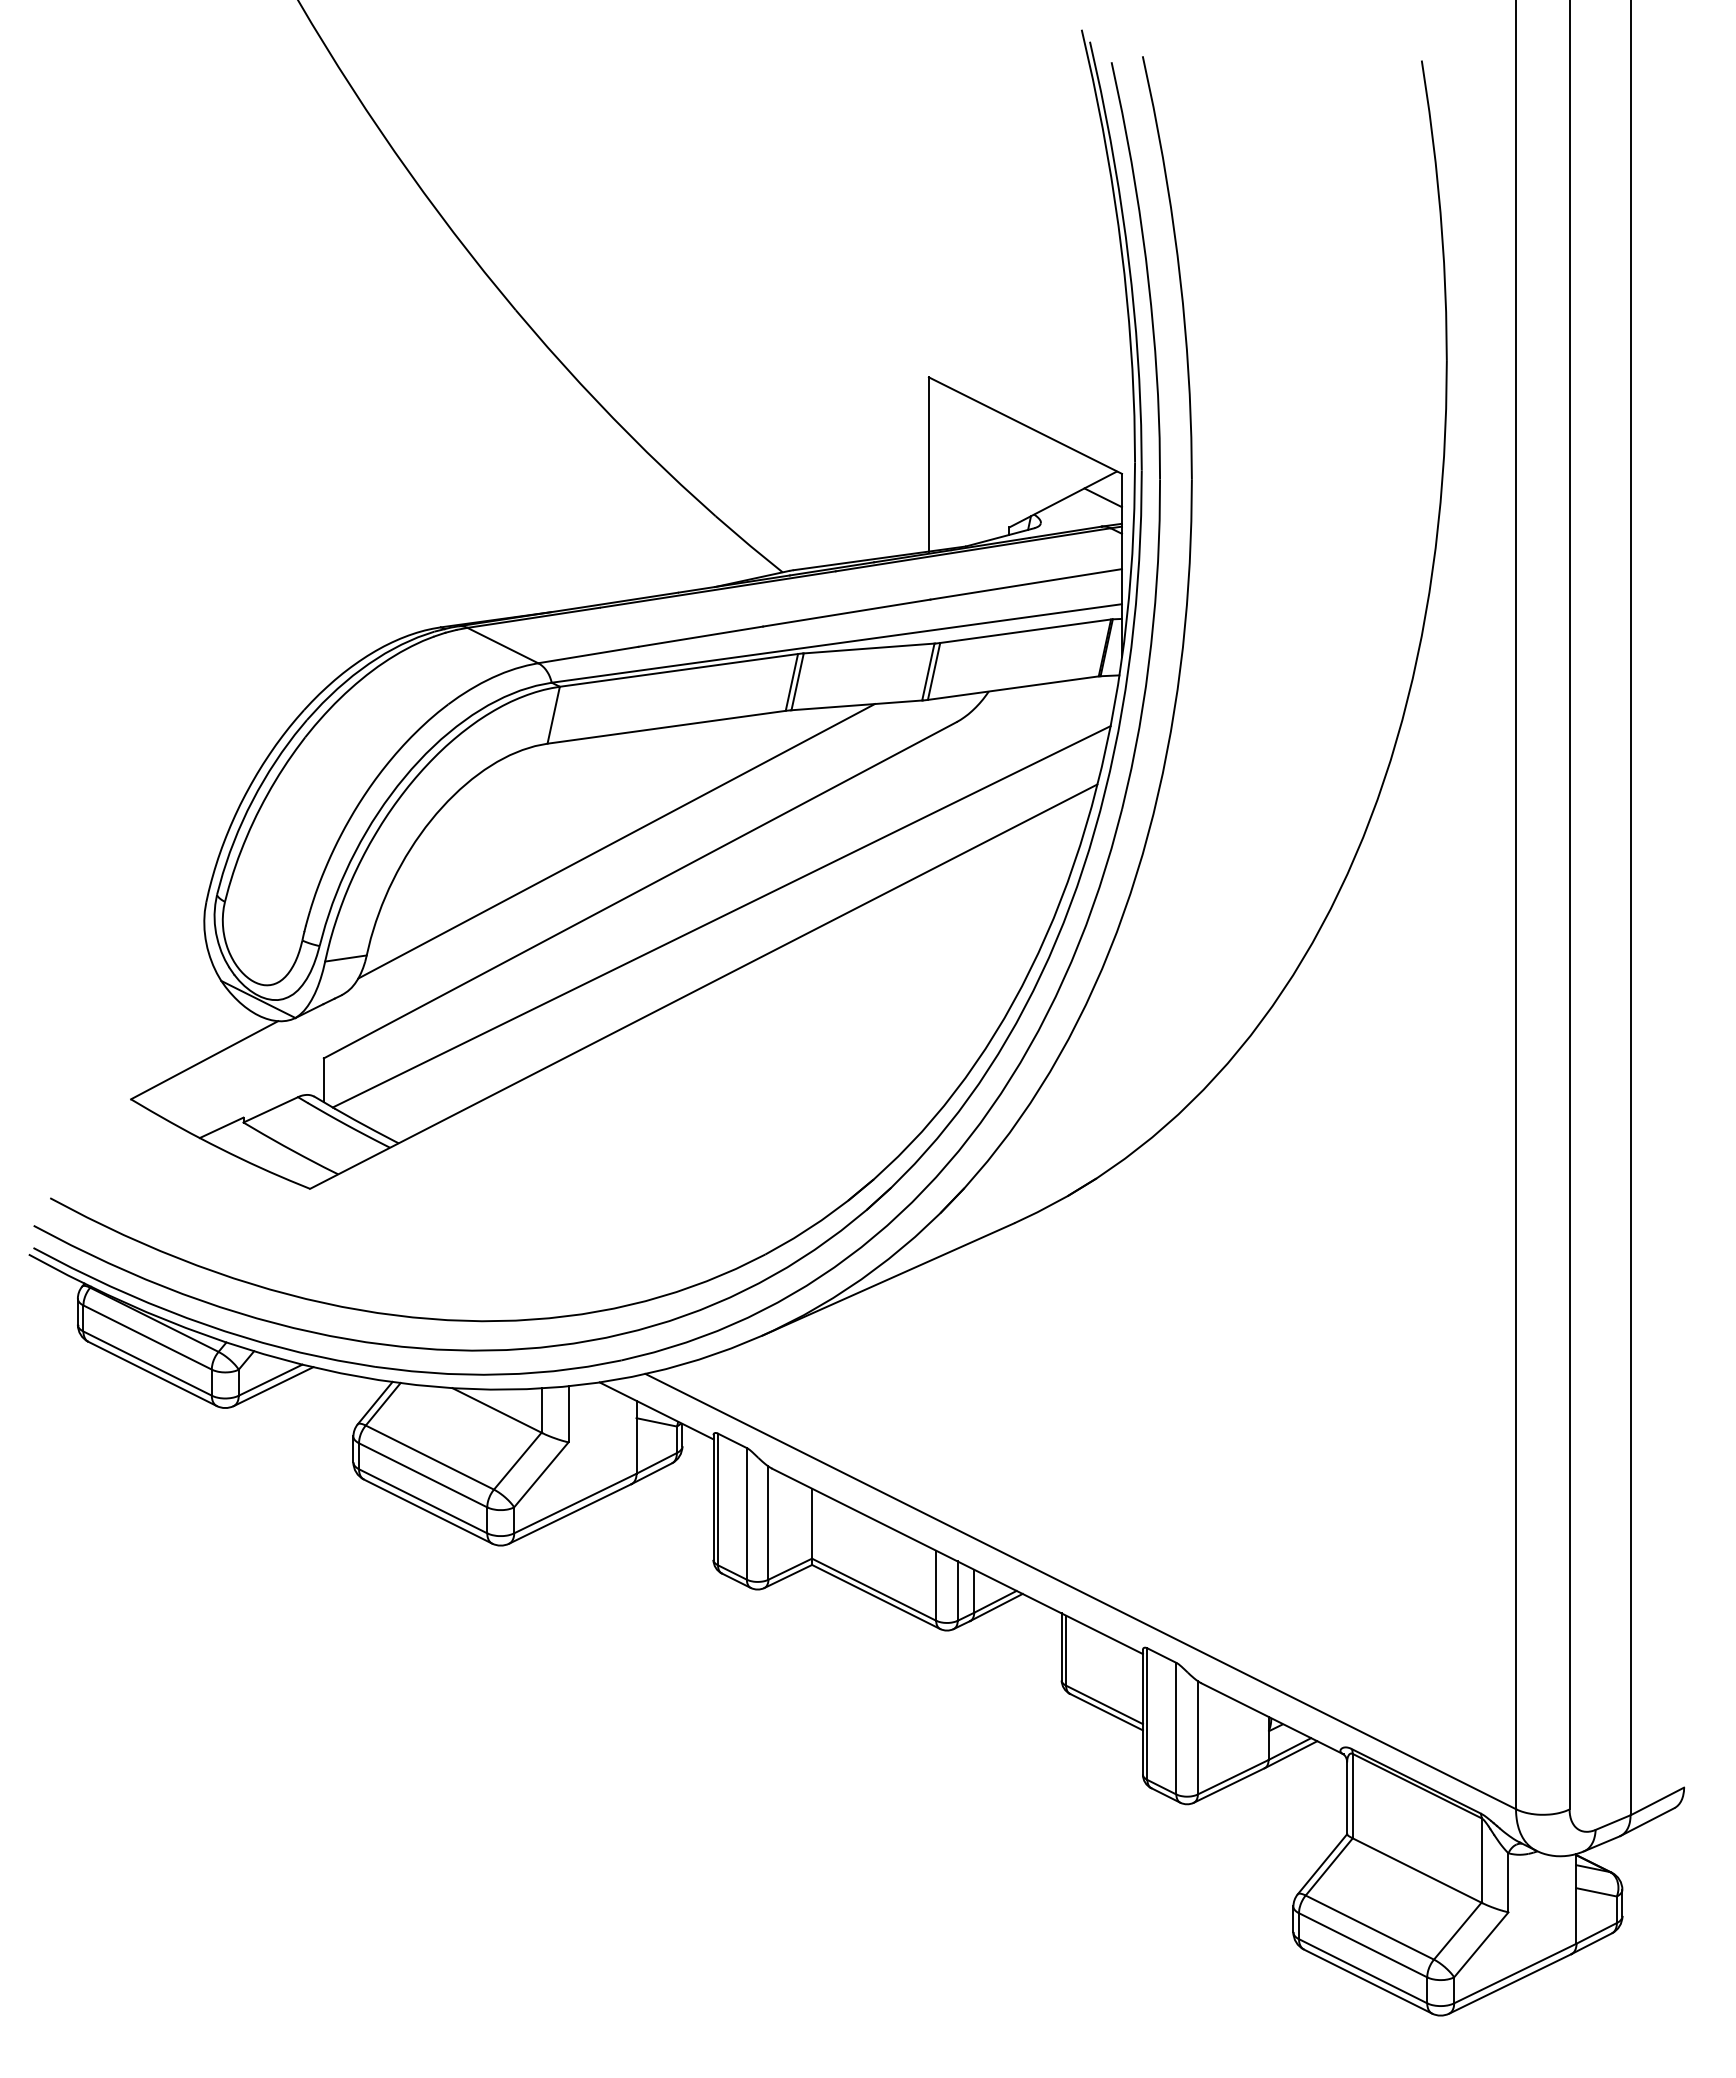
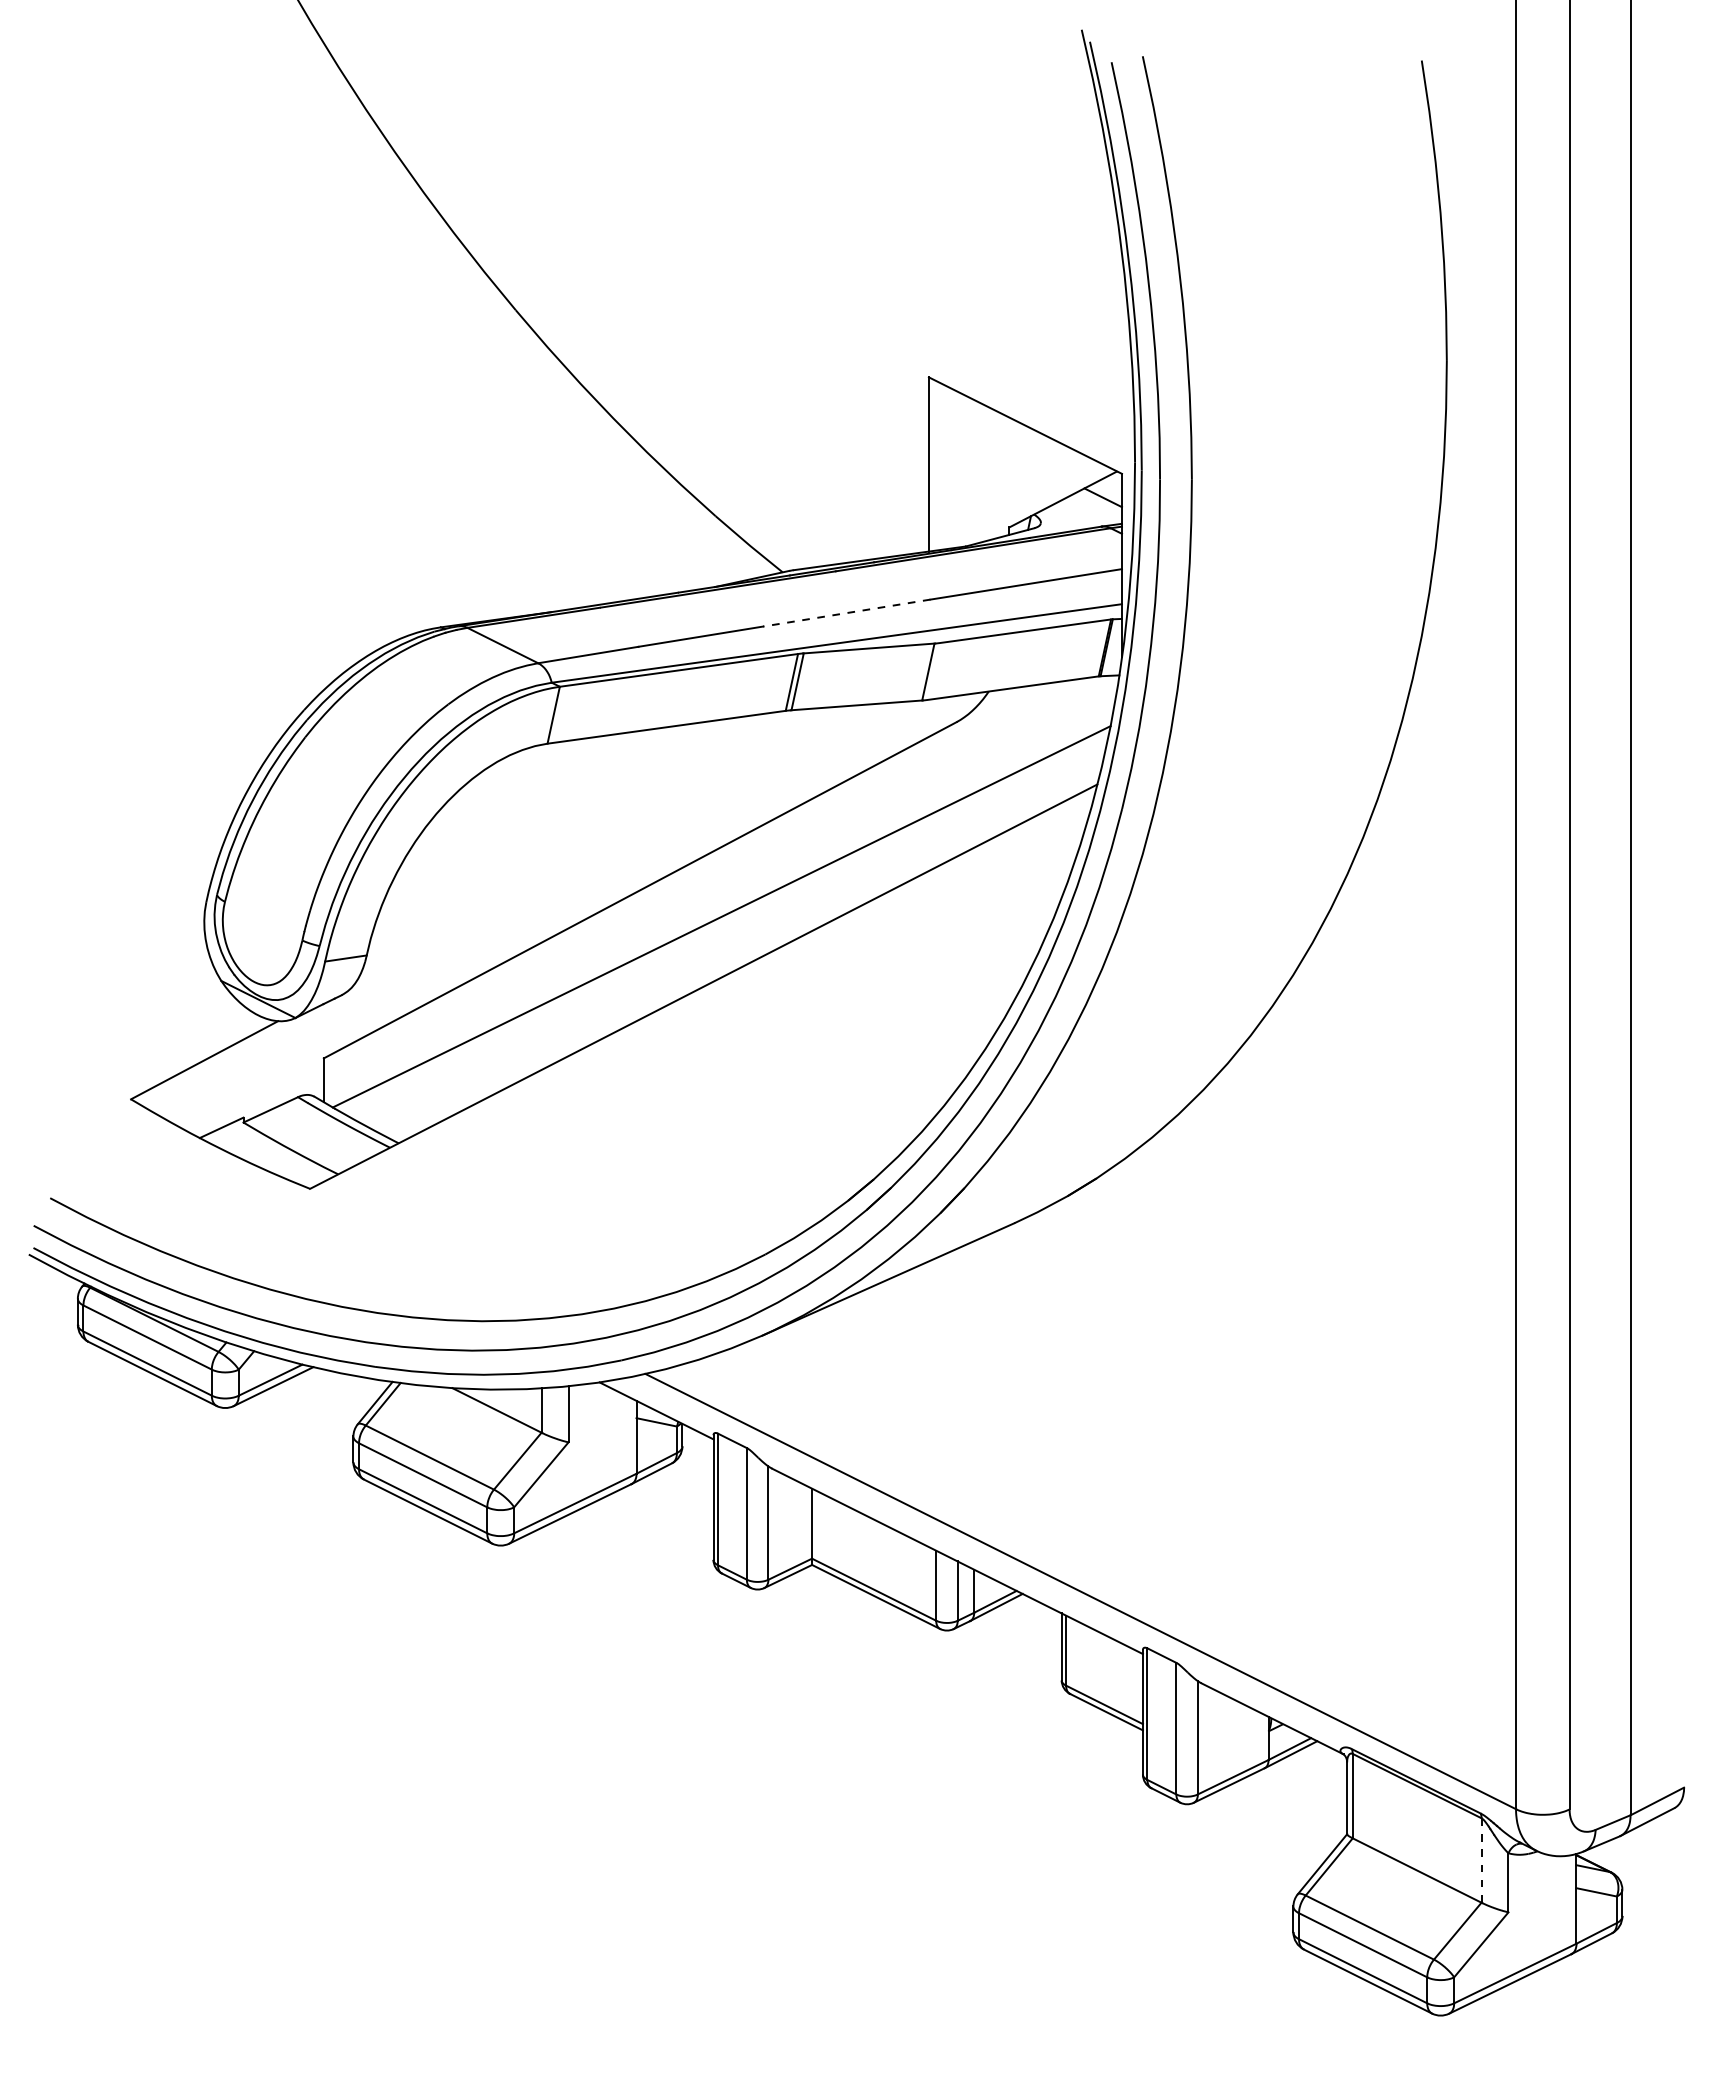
line: solid -> dashed (846, 613)
line: present -> none (933, 671)
line: present -> none (616, 841)
line: solid -> dashed (1481, 1860)
